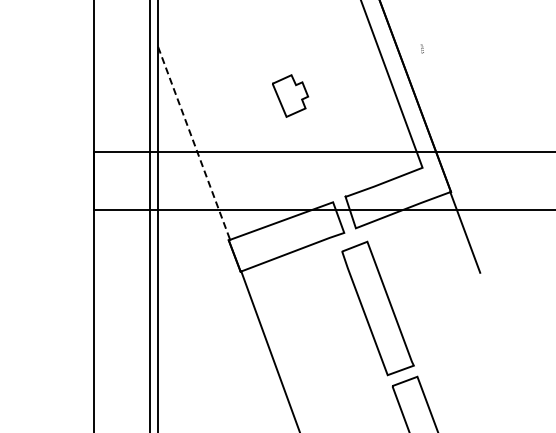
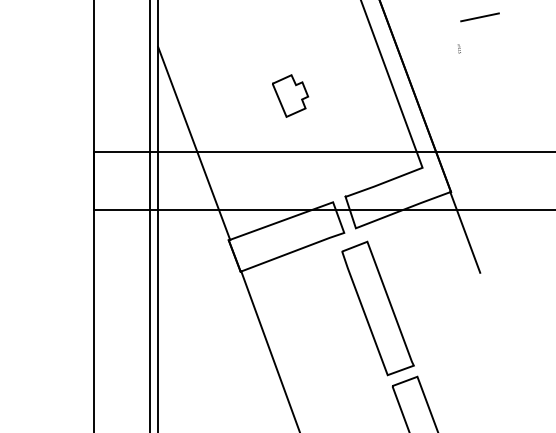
line: none -> present (479, 17)
text position: (421, 48) -> (458, 48) (458, 48)
line: dashed -> solid (194, 143)
